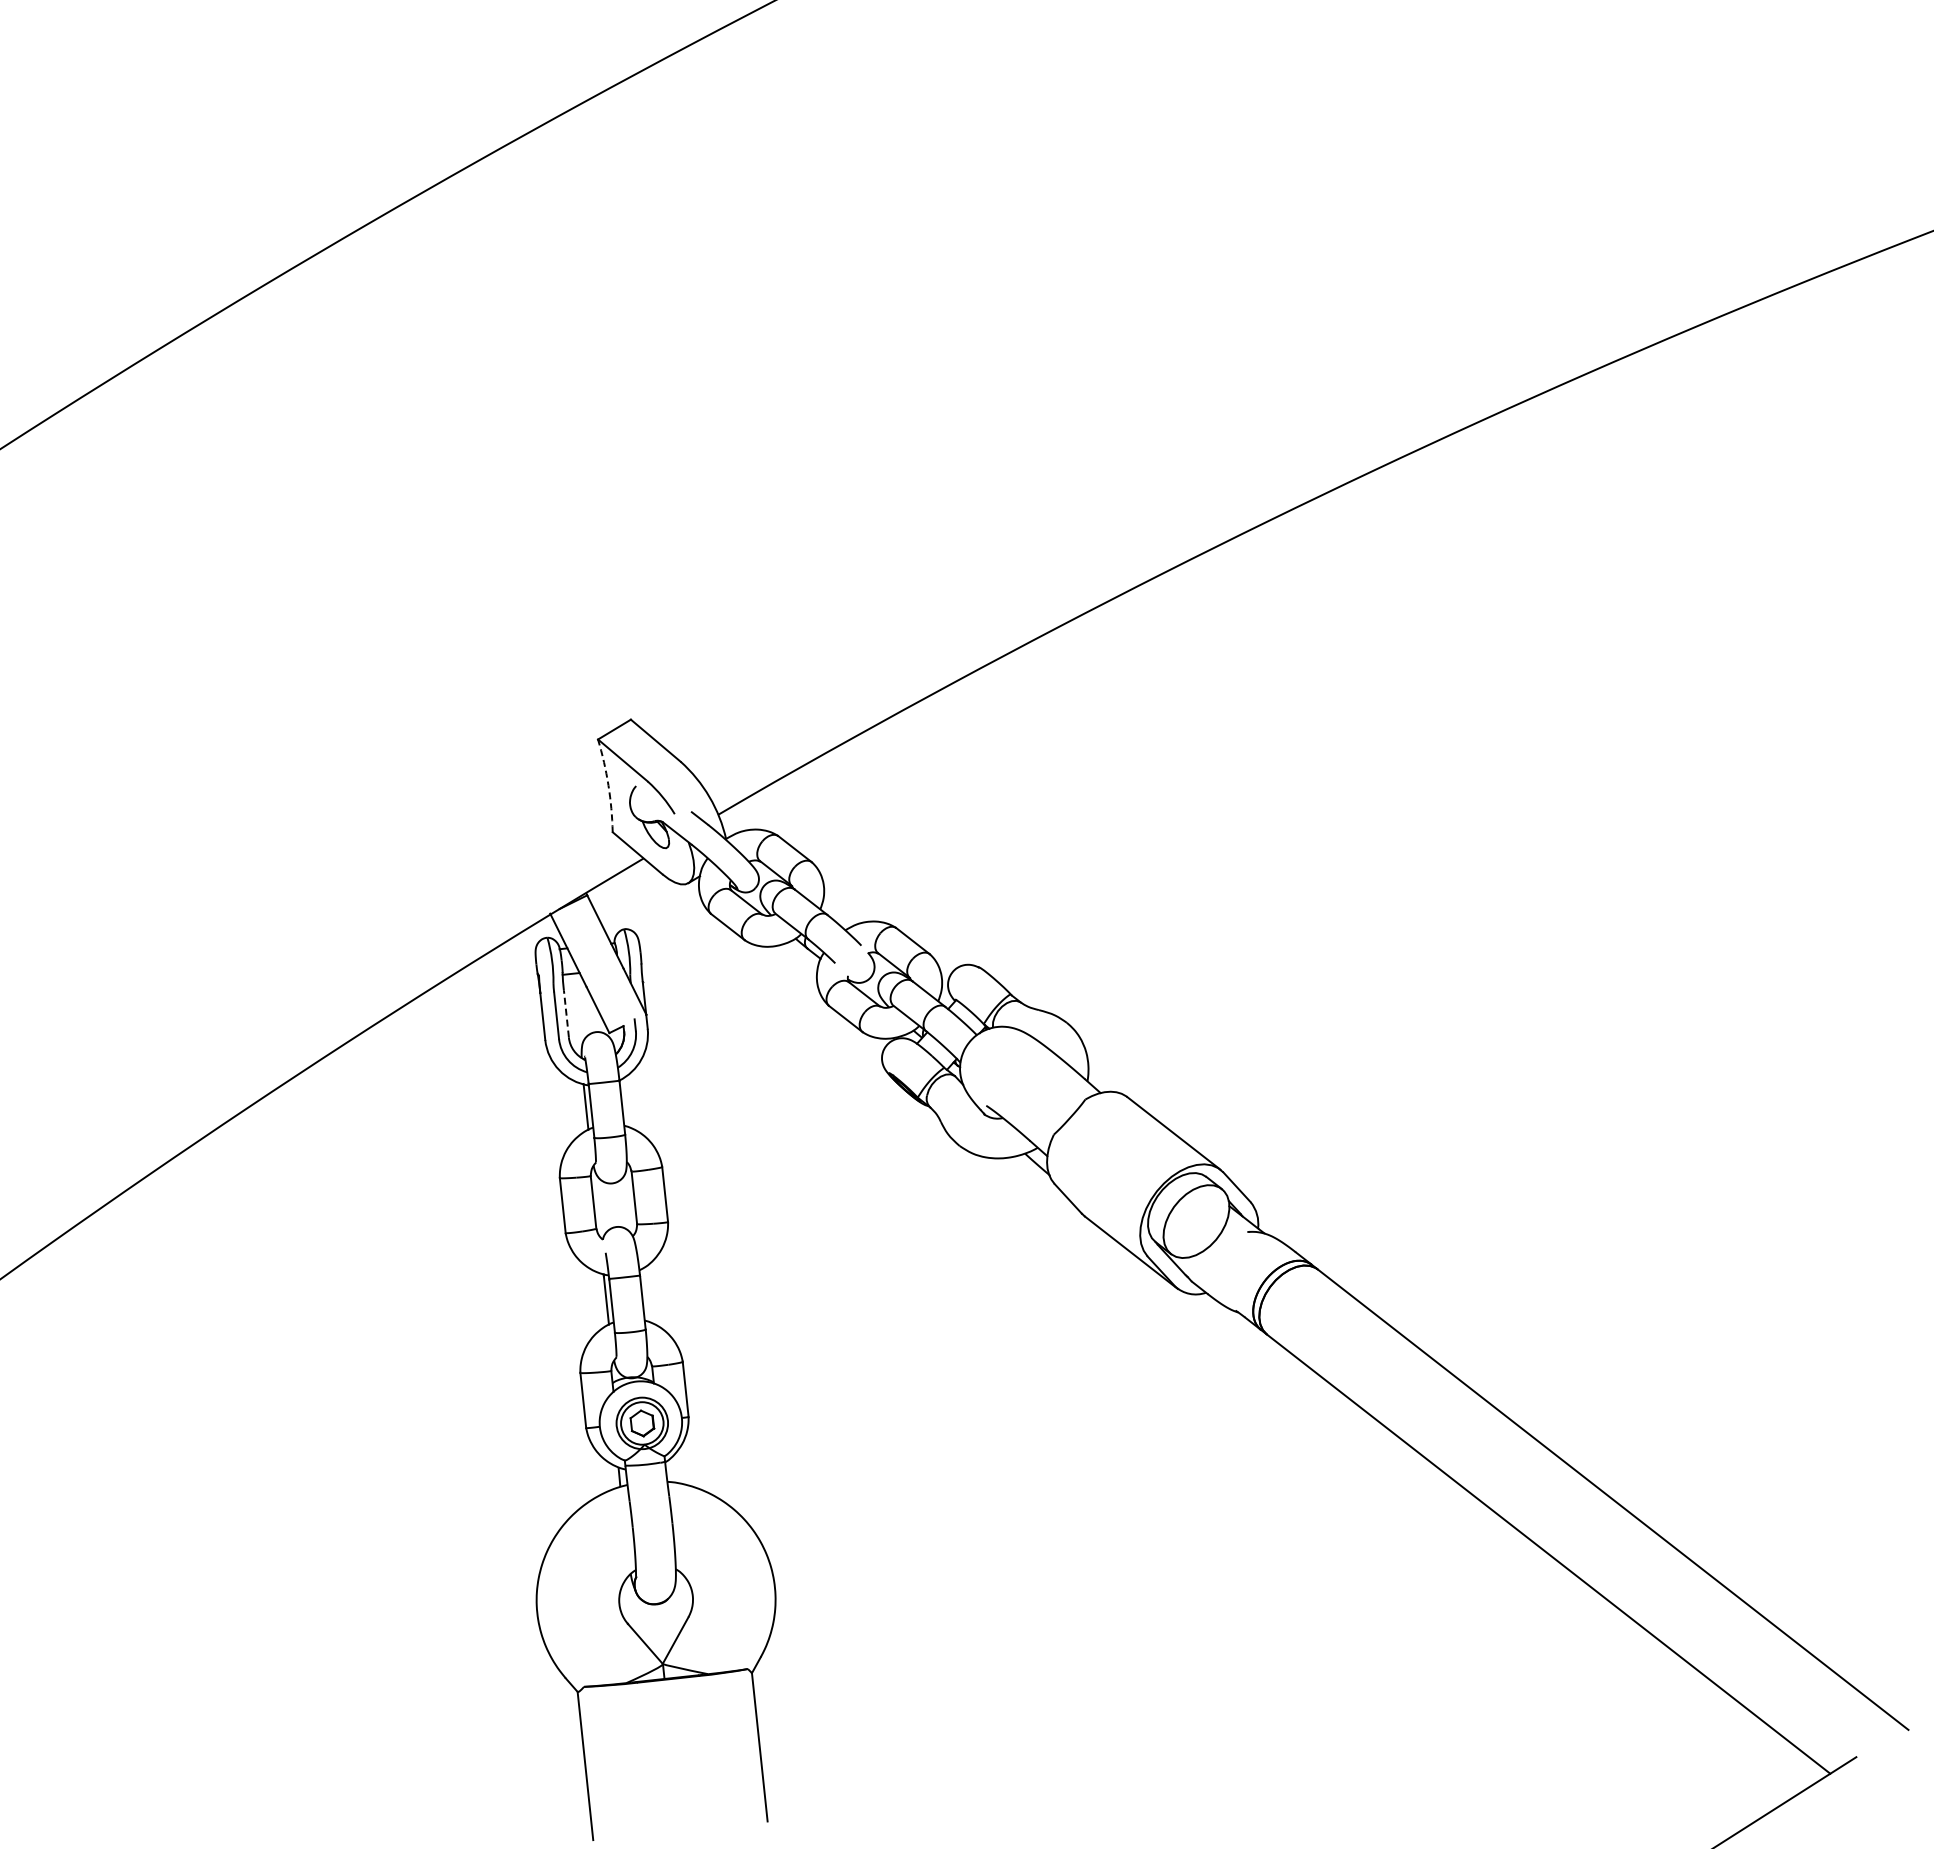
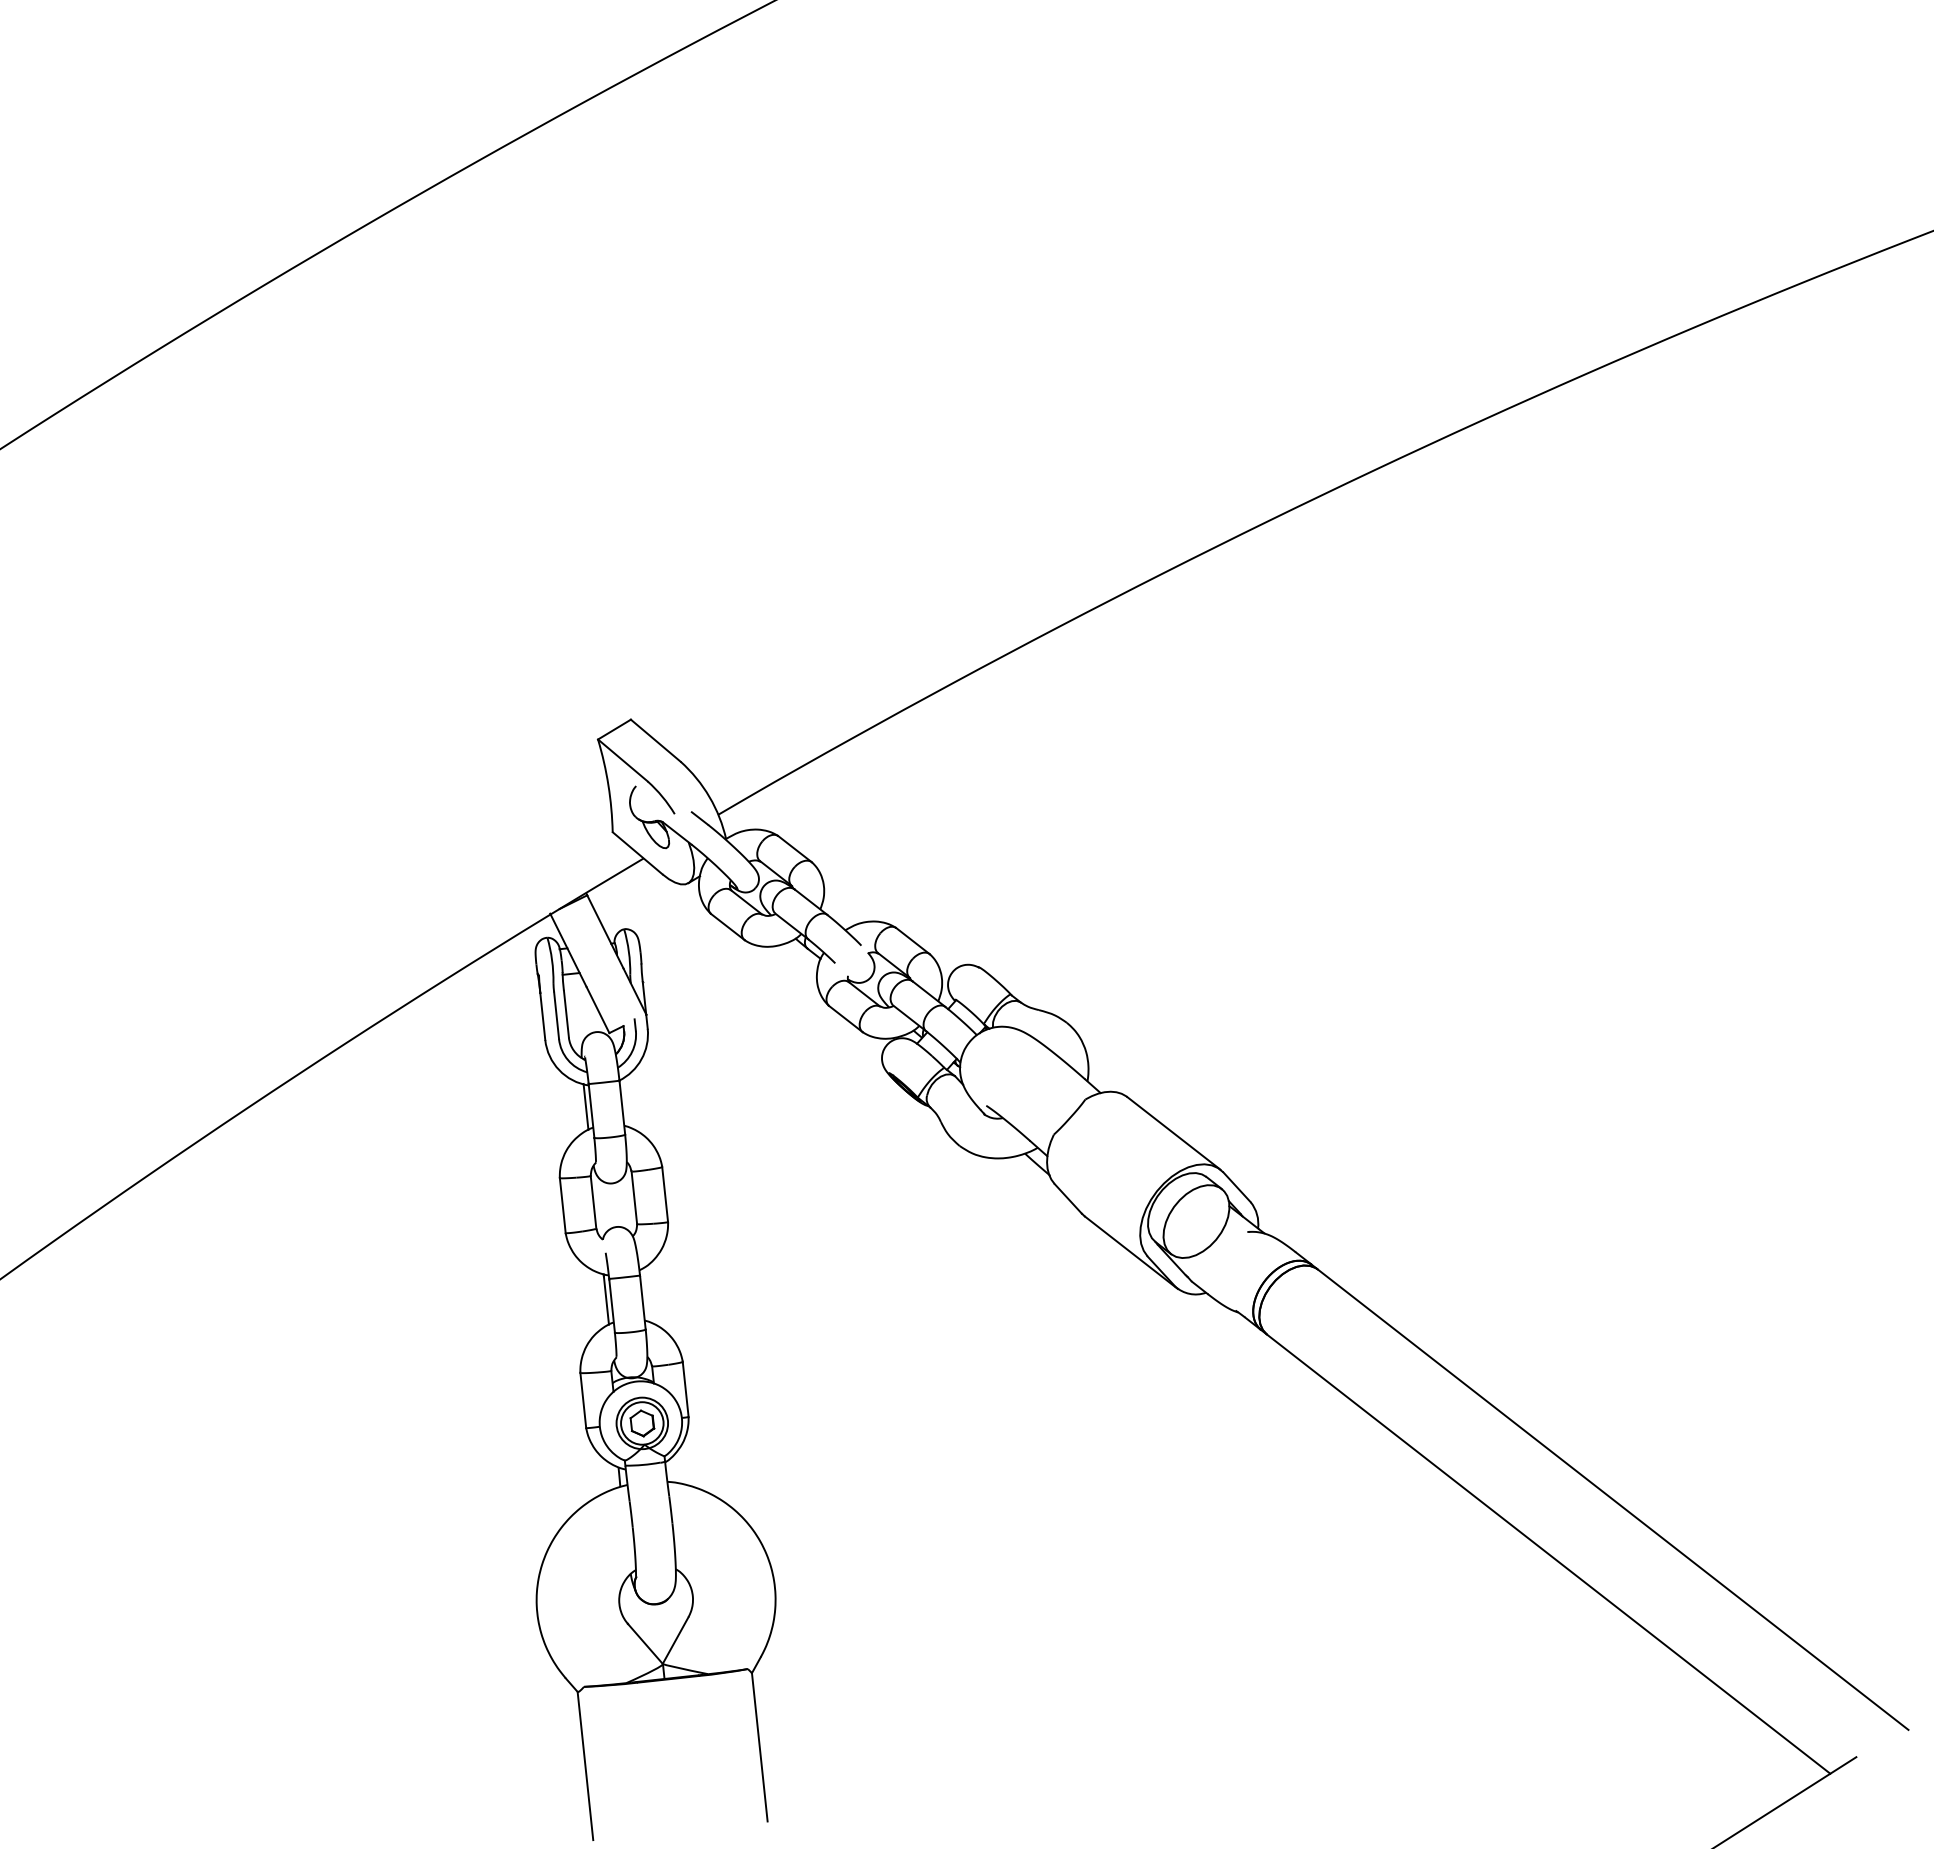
arc: dashed -> solid (608, 785)
line: dashed -> solid (566, 1013)
